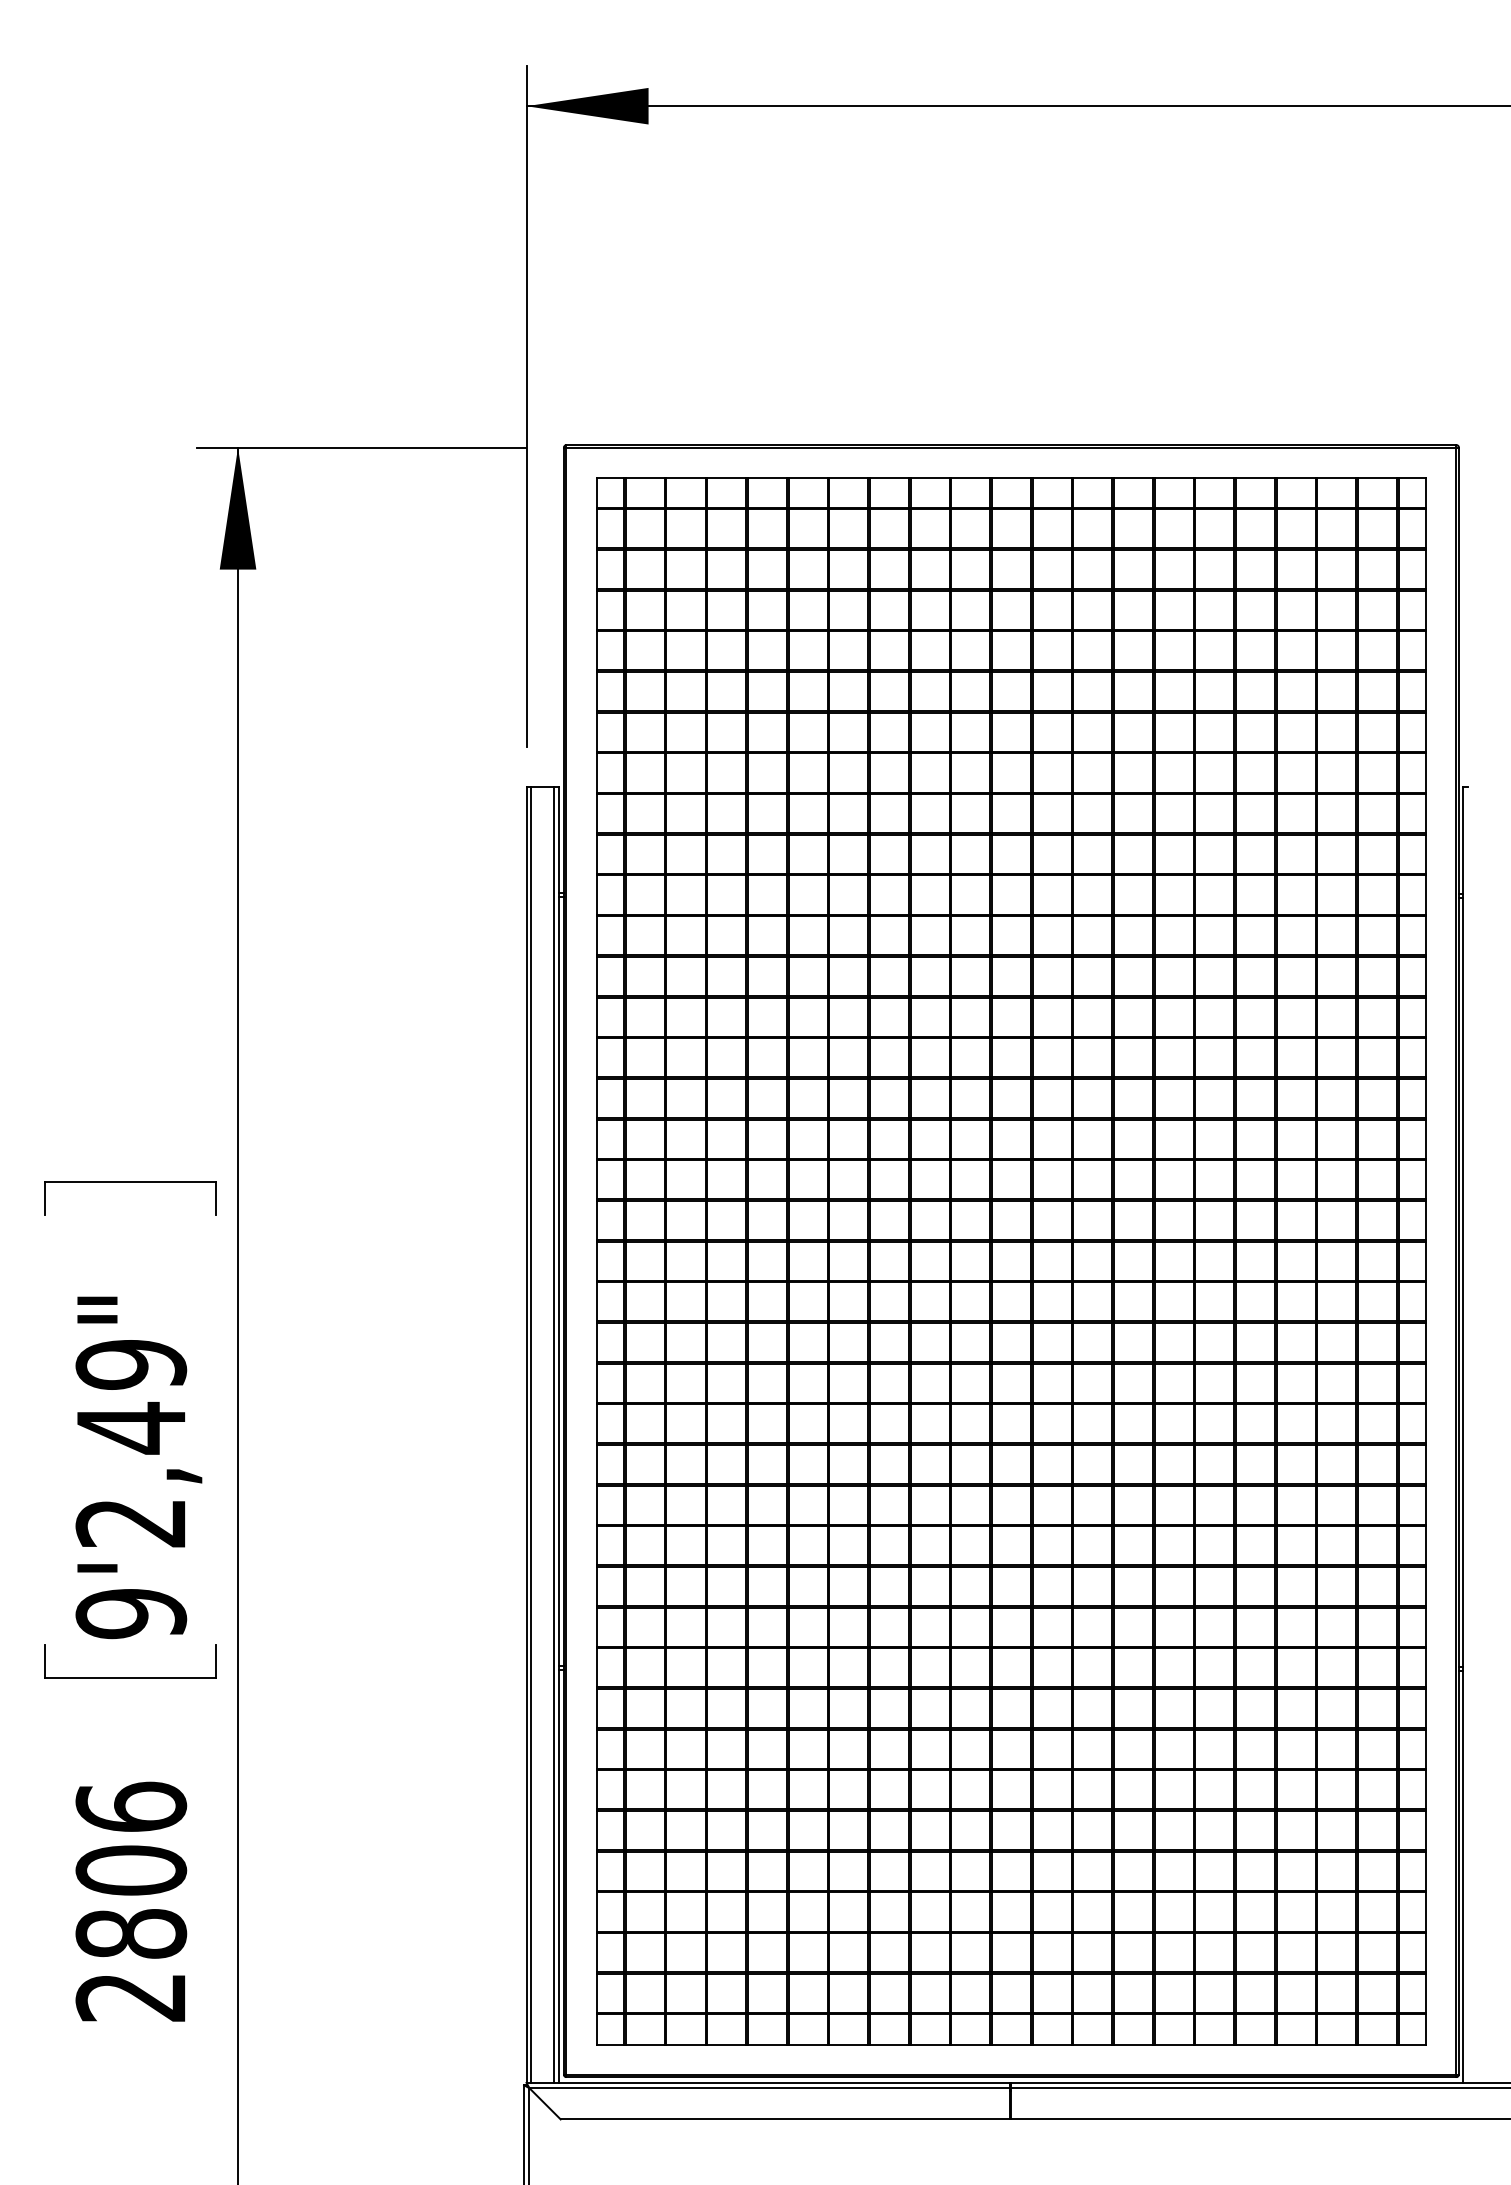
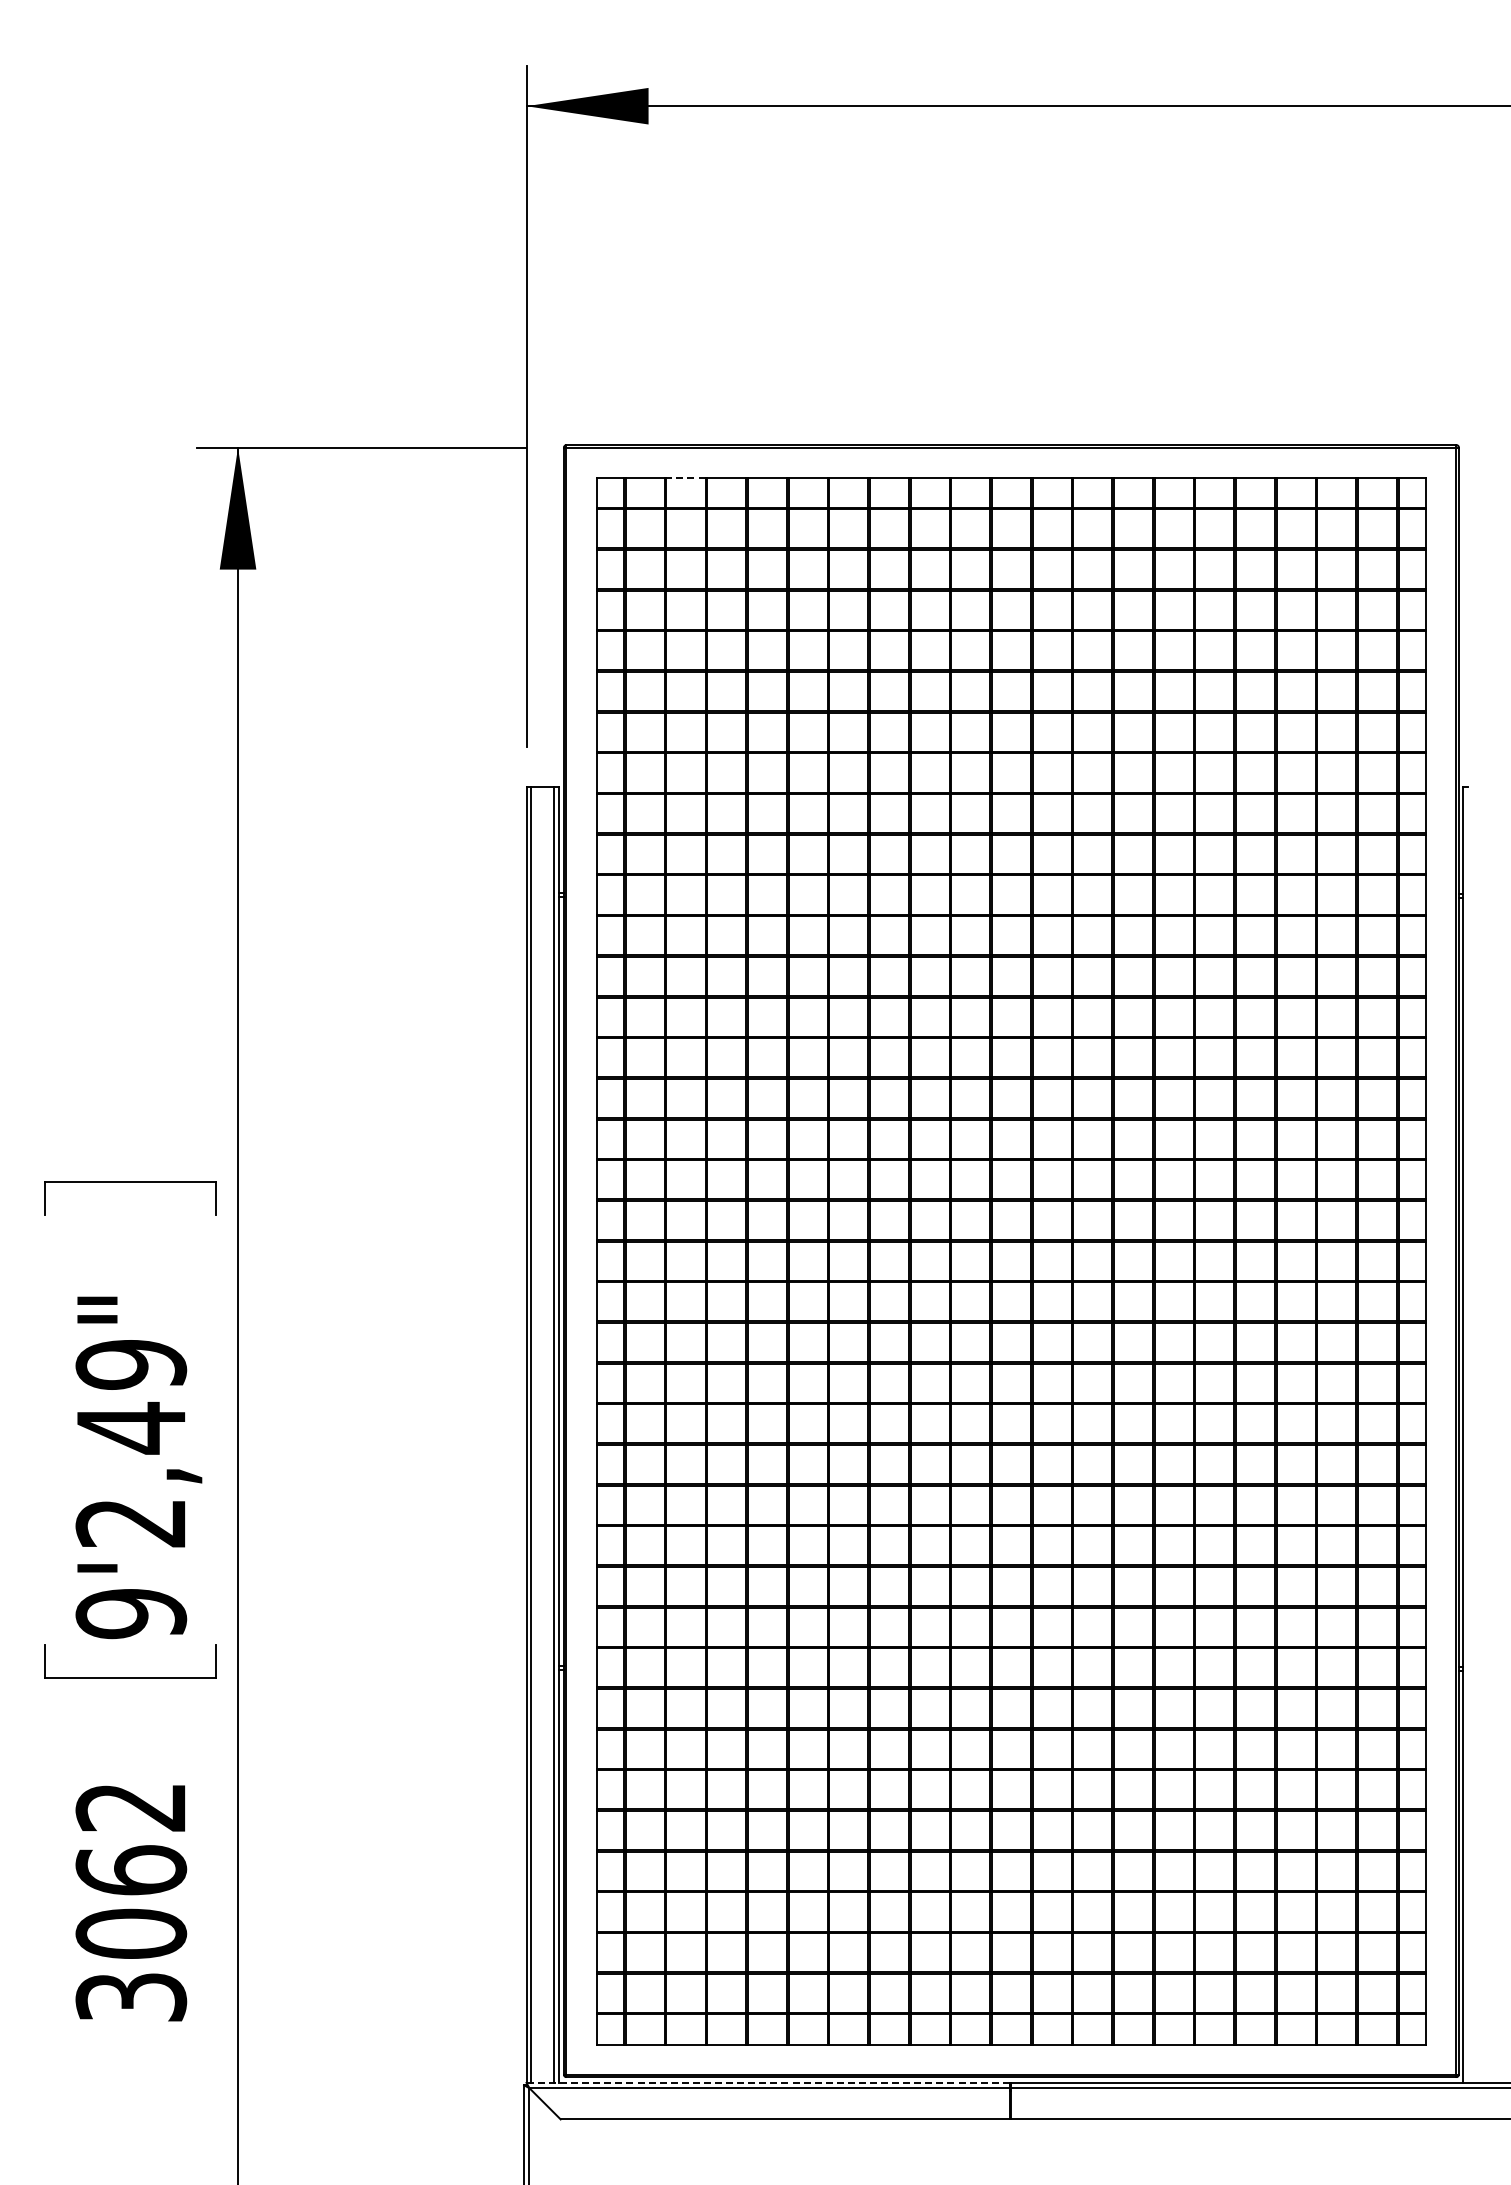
line: solid -> dashed (685, 477)
text: 2806 -> 3062 (131, 1901)
line: solid -> dashed (768, 2082)
